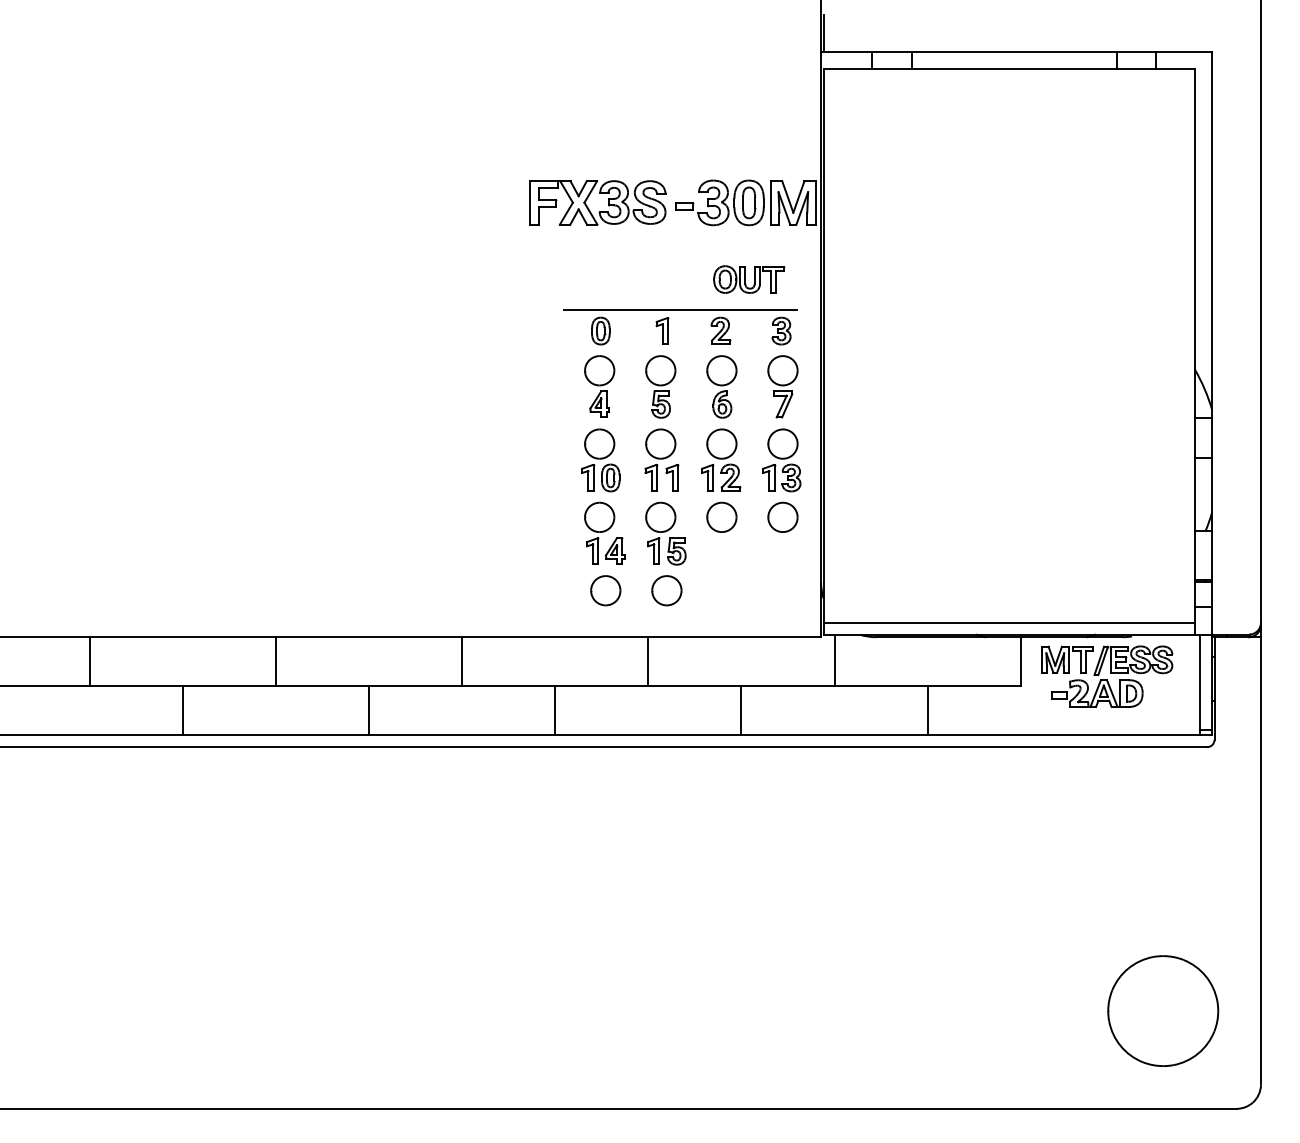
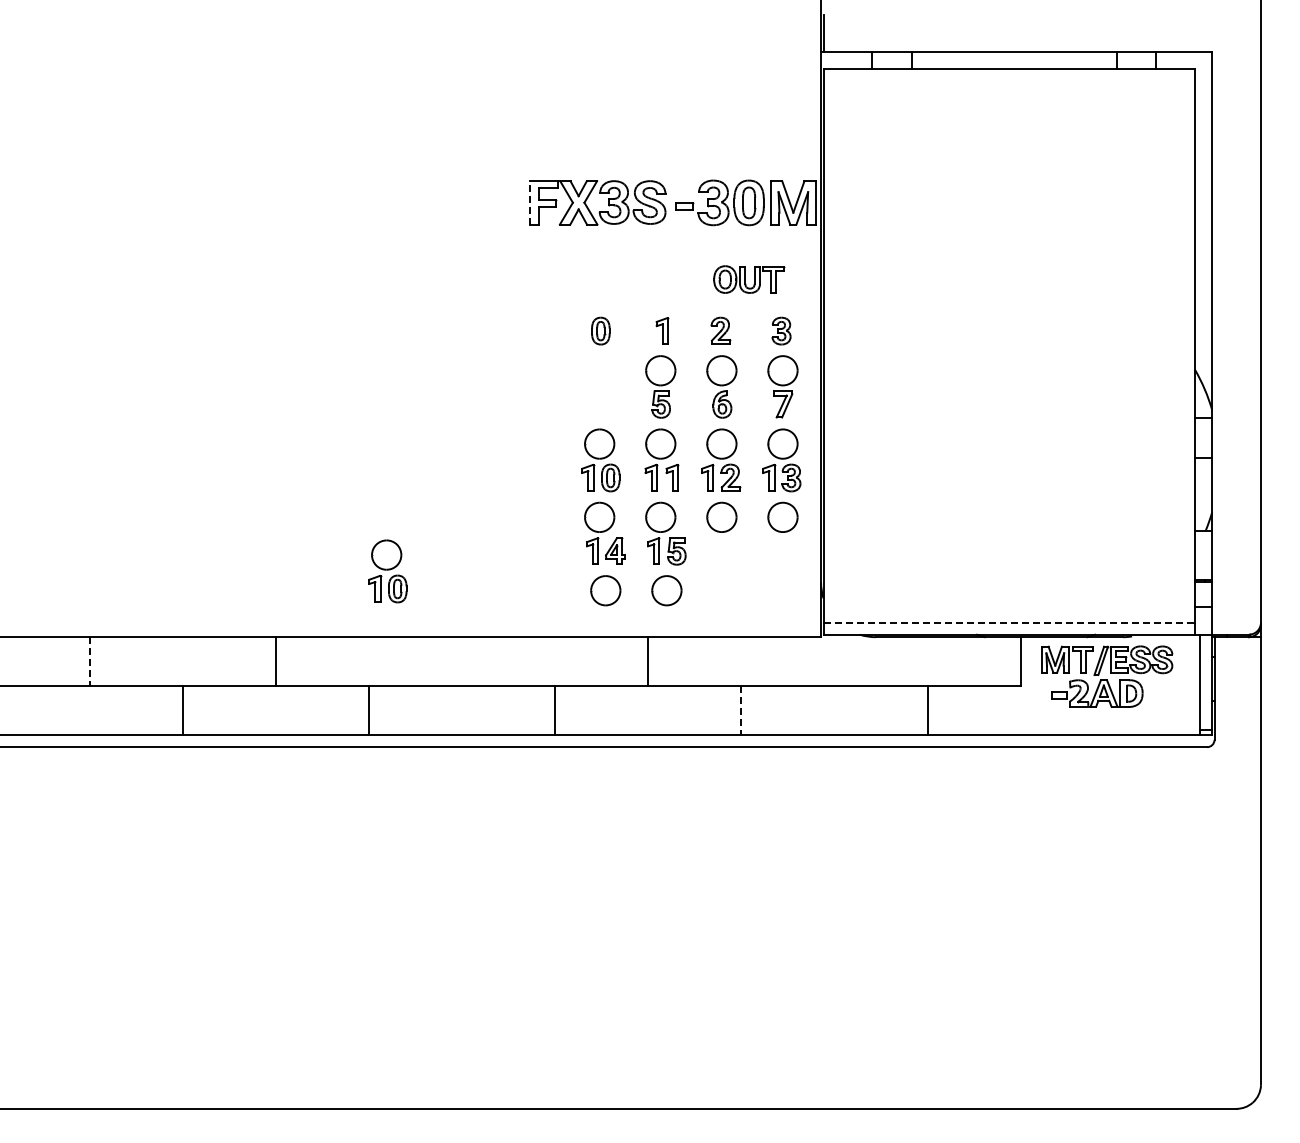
line: solid -> dashed (529, 202)
line: present -> none (680, 309)
part: present -> none (599, 386)
part: none -> present (387, 571)
line: solid -> dashed (1009, 622)
line: present -> none (462, 661)
line: present -> none (834, 661)
line: solid -> dashed (89, 662)
line: solid -> dashed (741, 711)
part: present -> none (1163, 1010)
